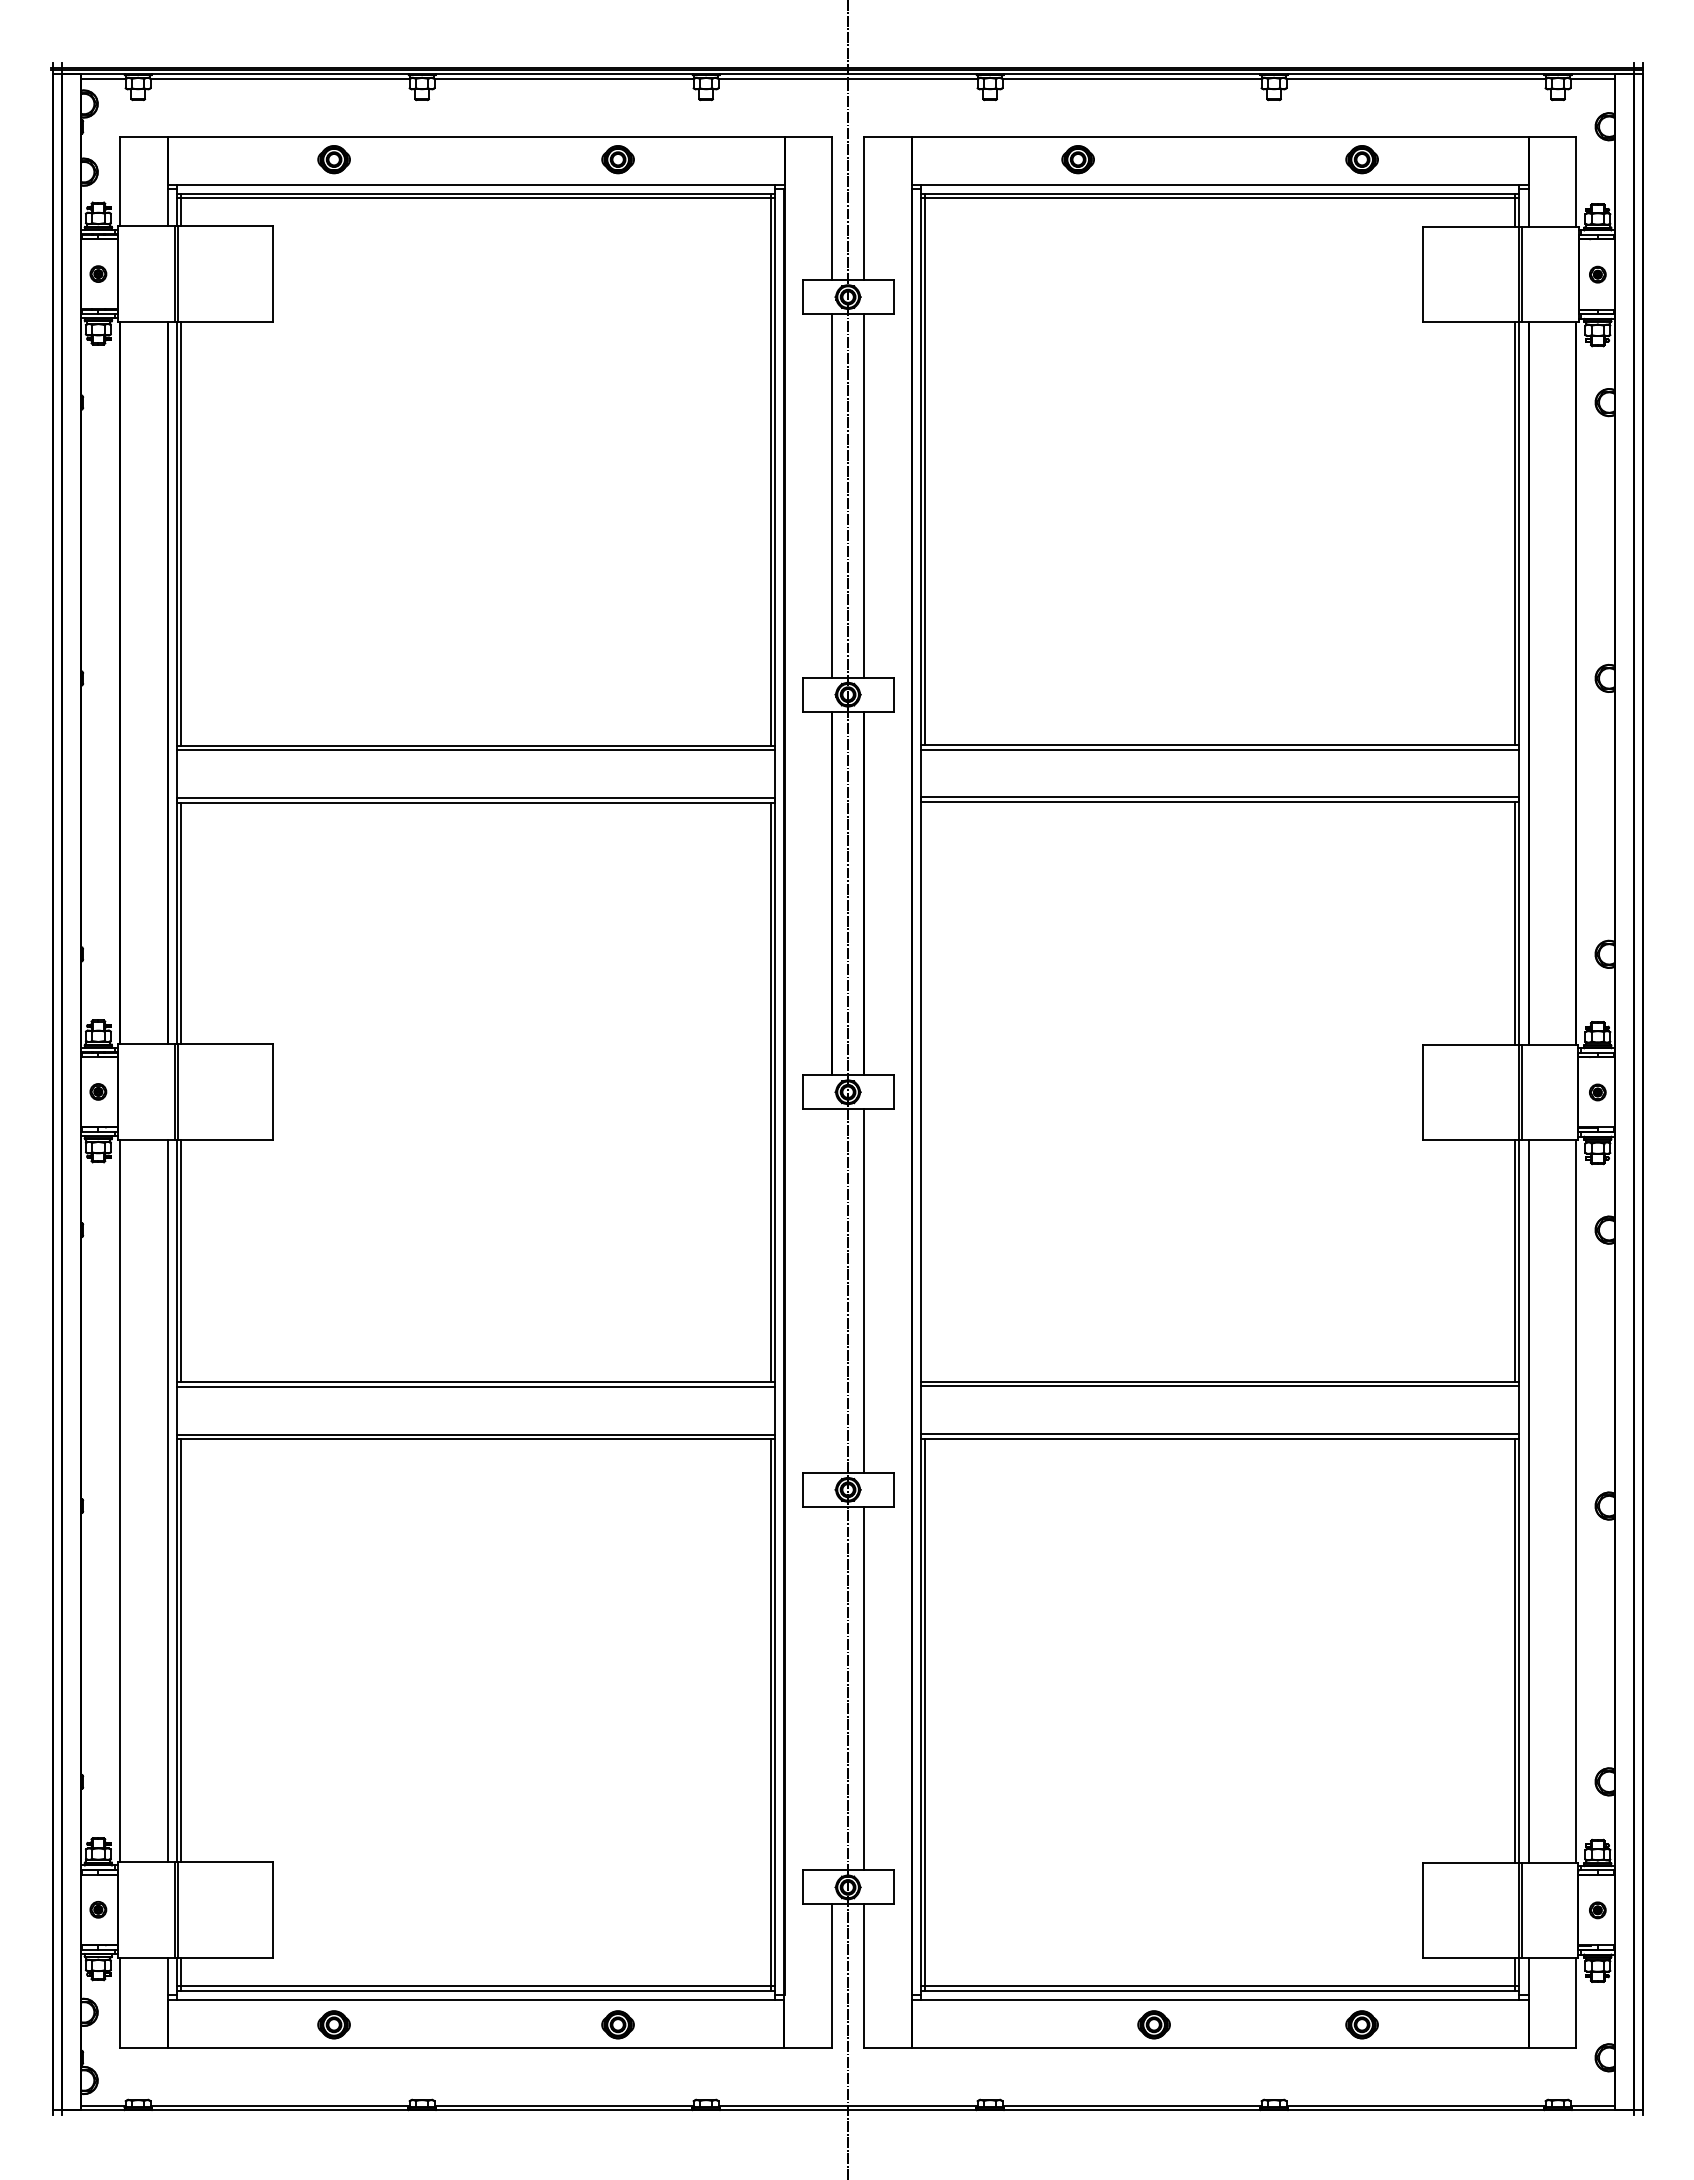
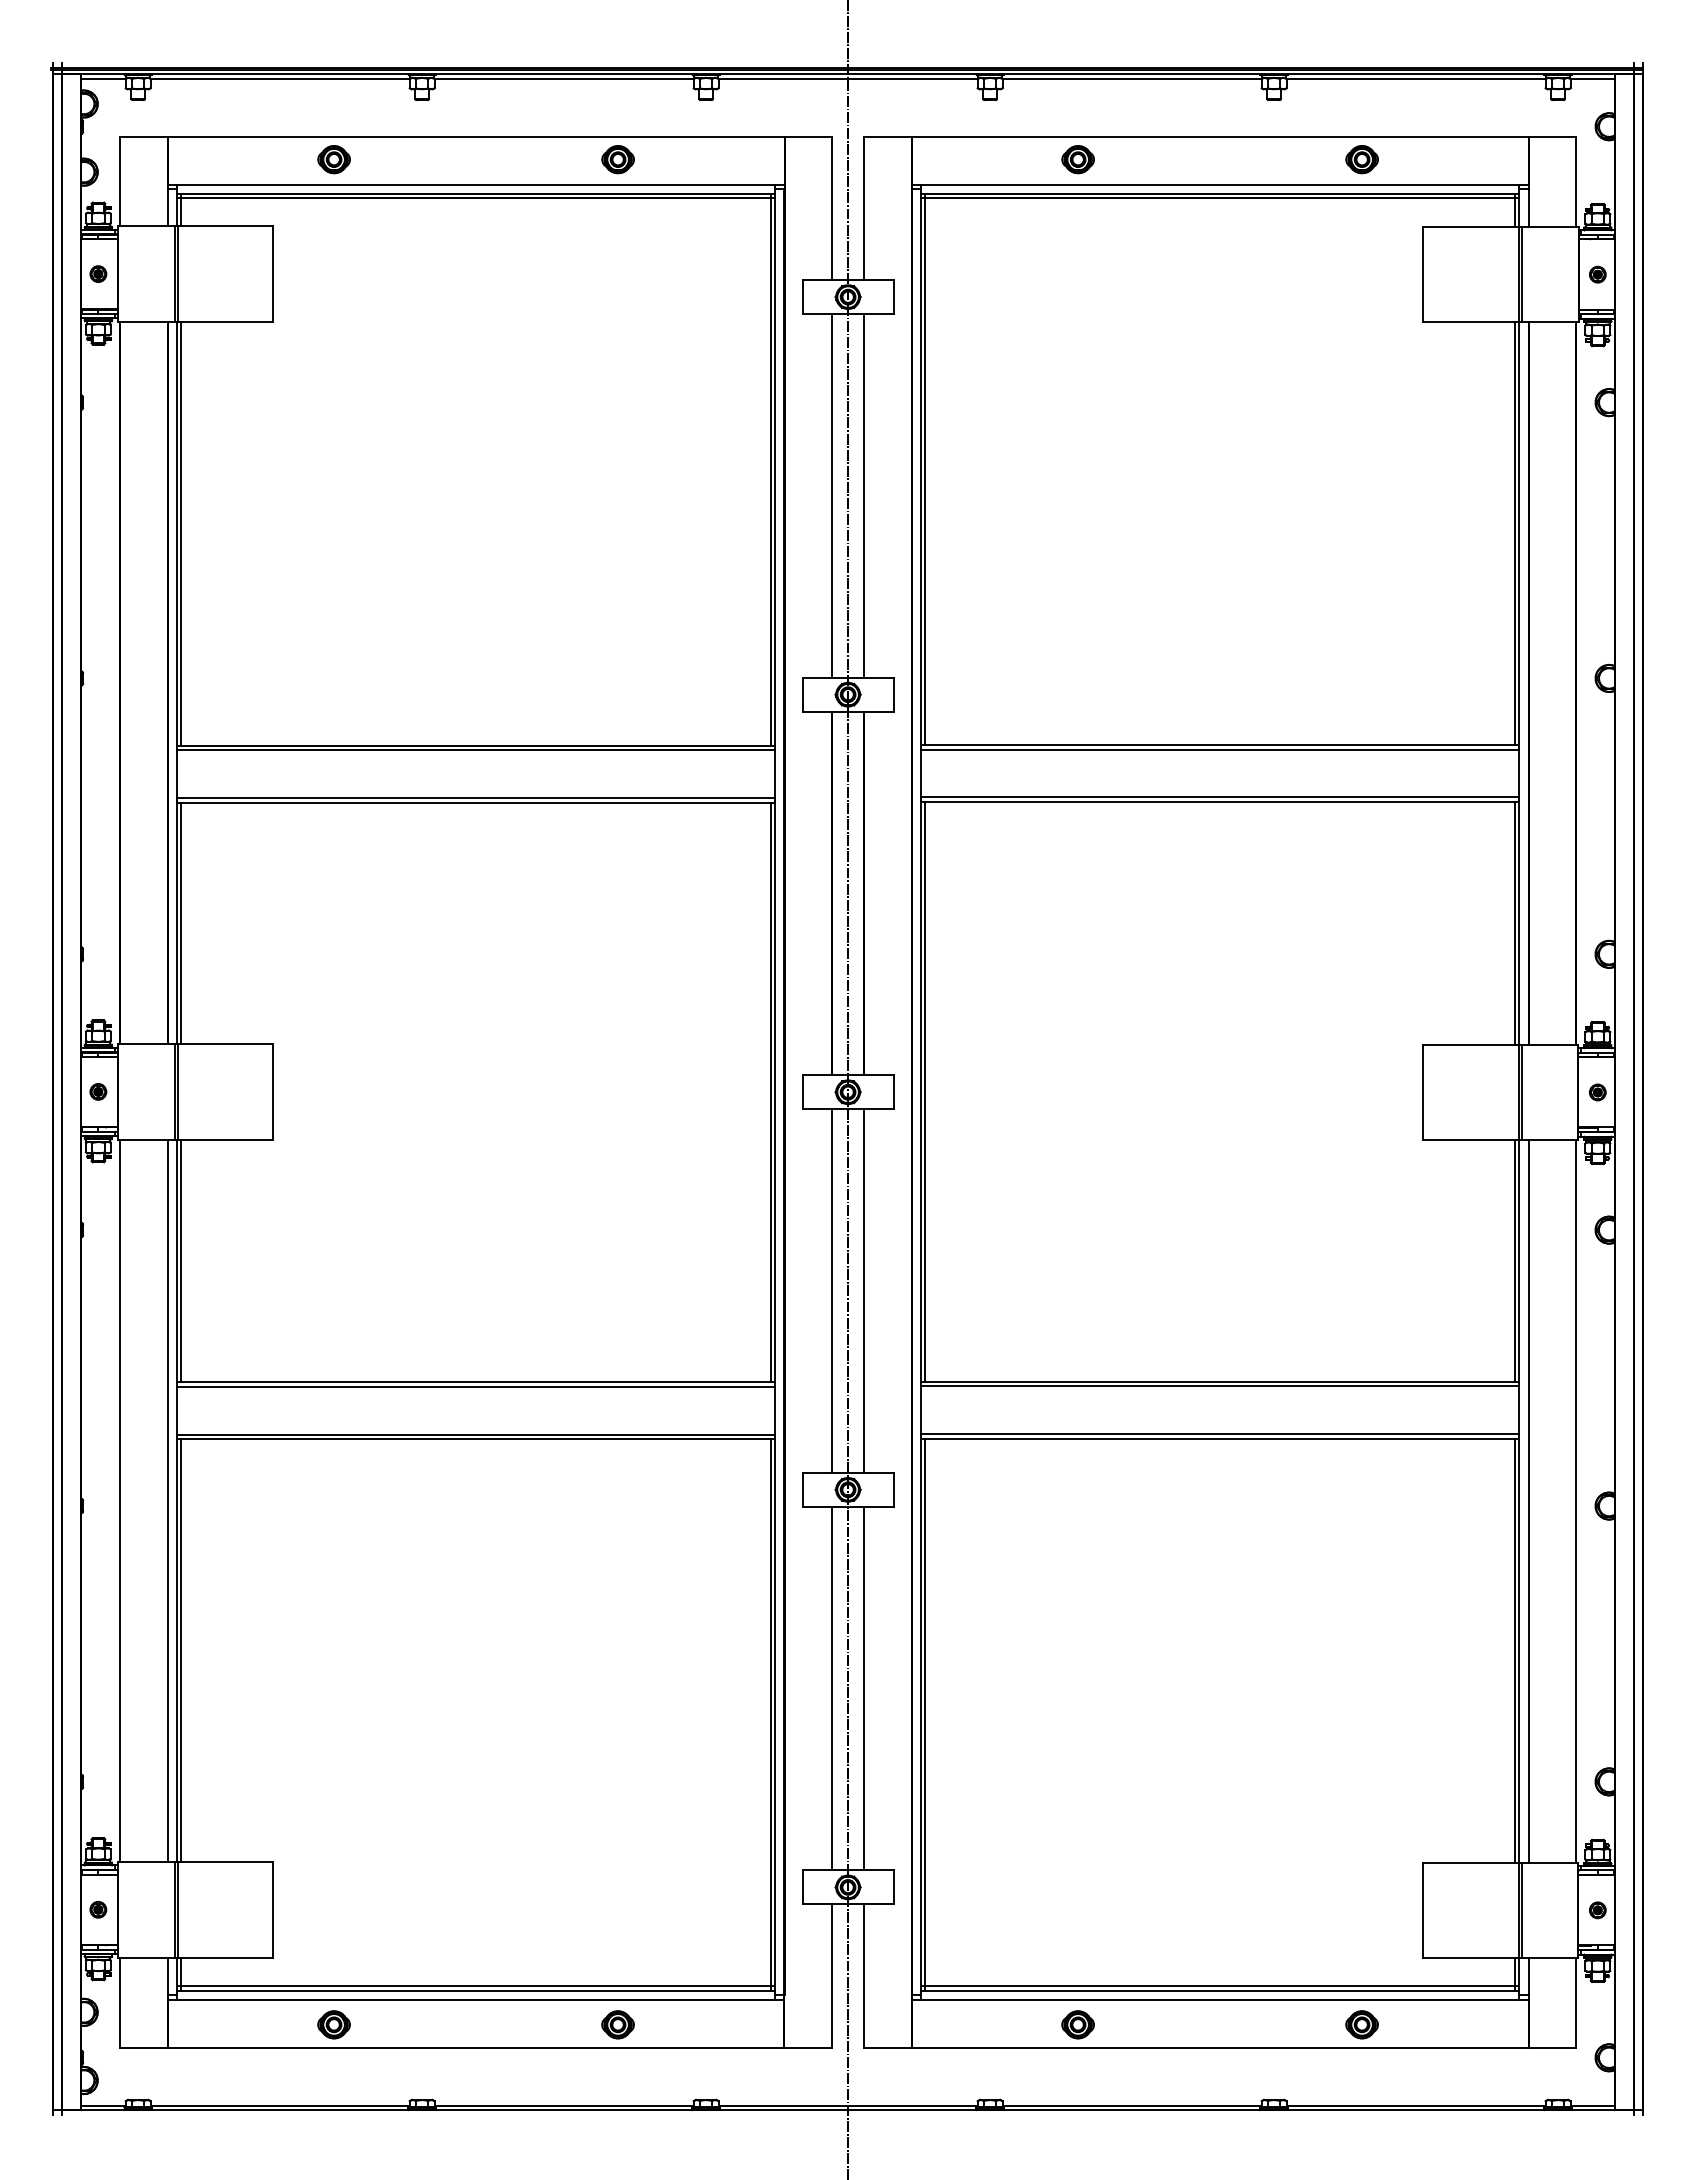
line: none -> present (925, 1091)
line: none -> present (832, 1290)
line: none -> present (832, 1688)
part position: (1153, 2024) -> (1077, 2024) (1077, 2024)
